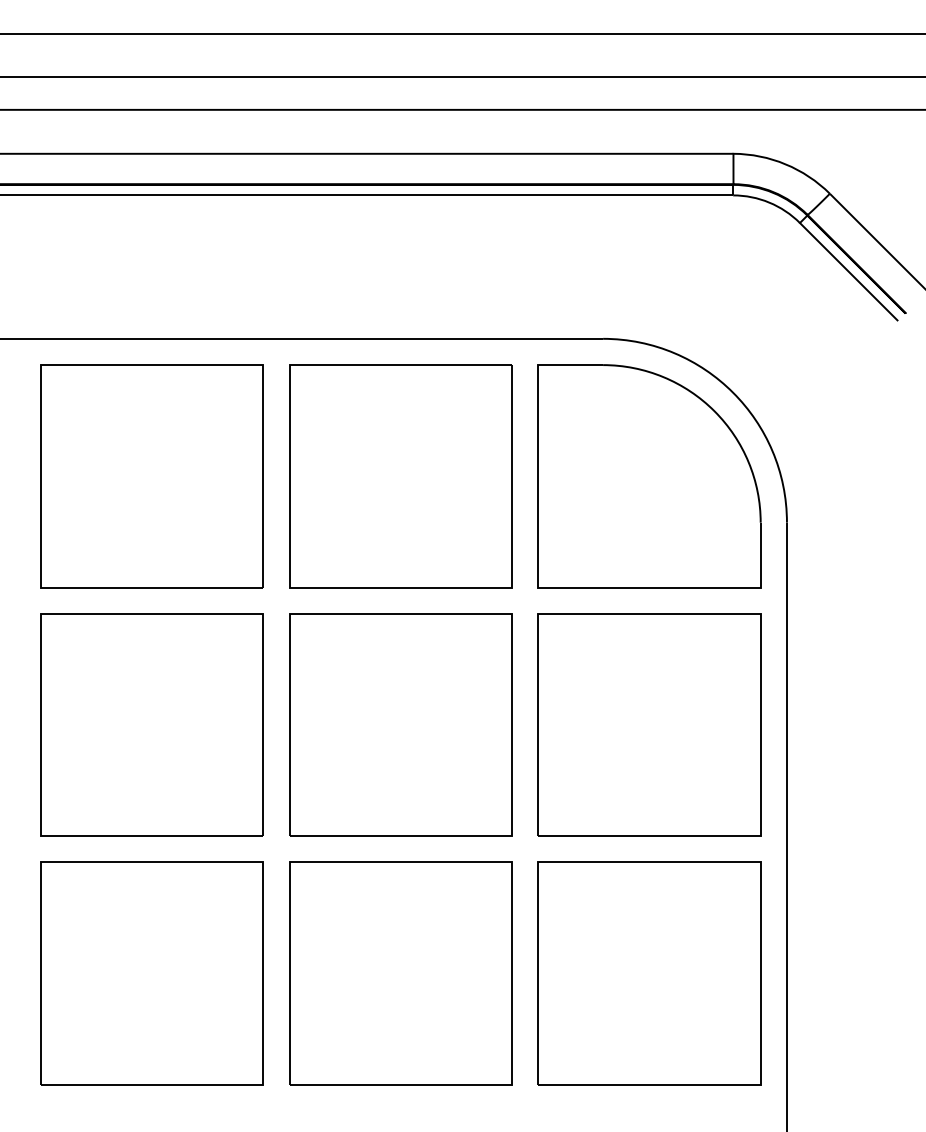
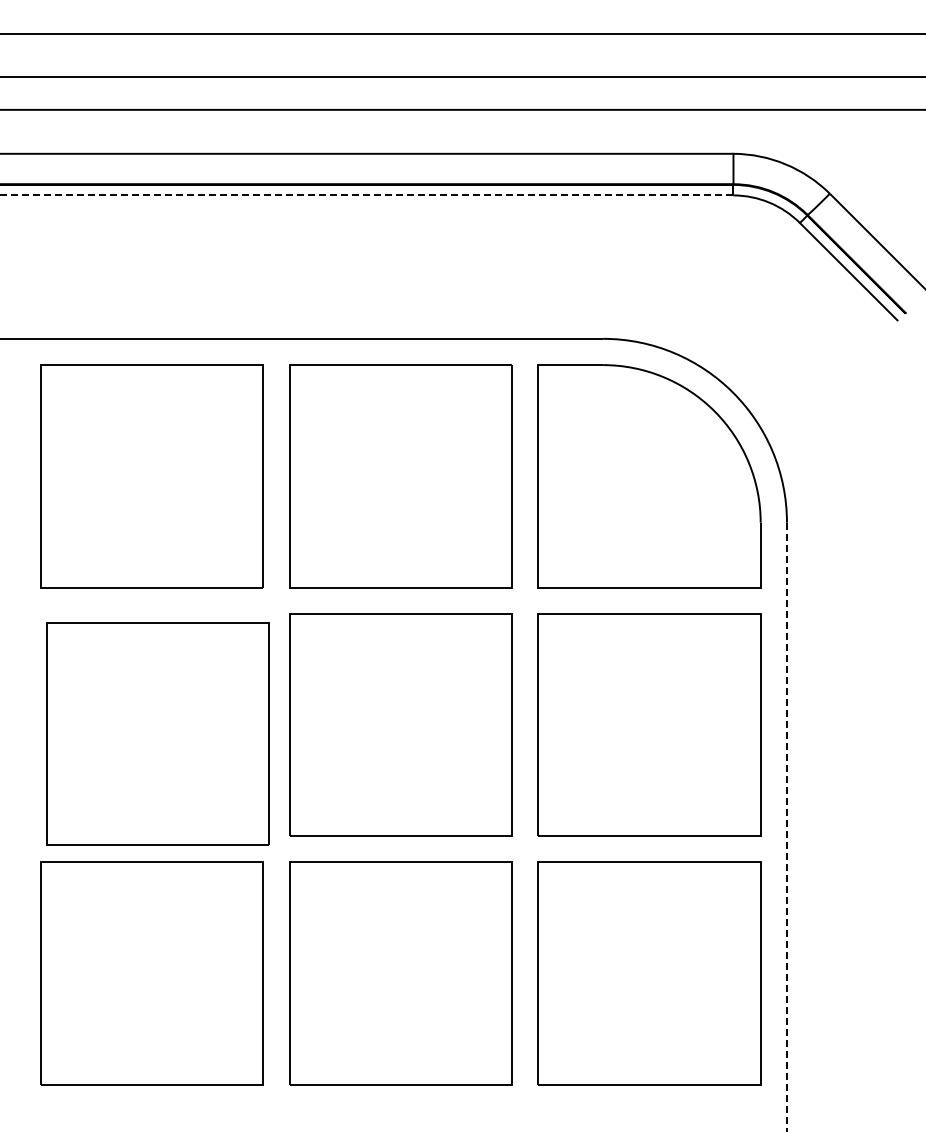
line: solid -> dashed (366, 195)
part position: (151, 724) -> (157, 733) (157, 733)
line: solid -> dashed (786, 827)
